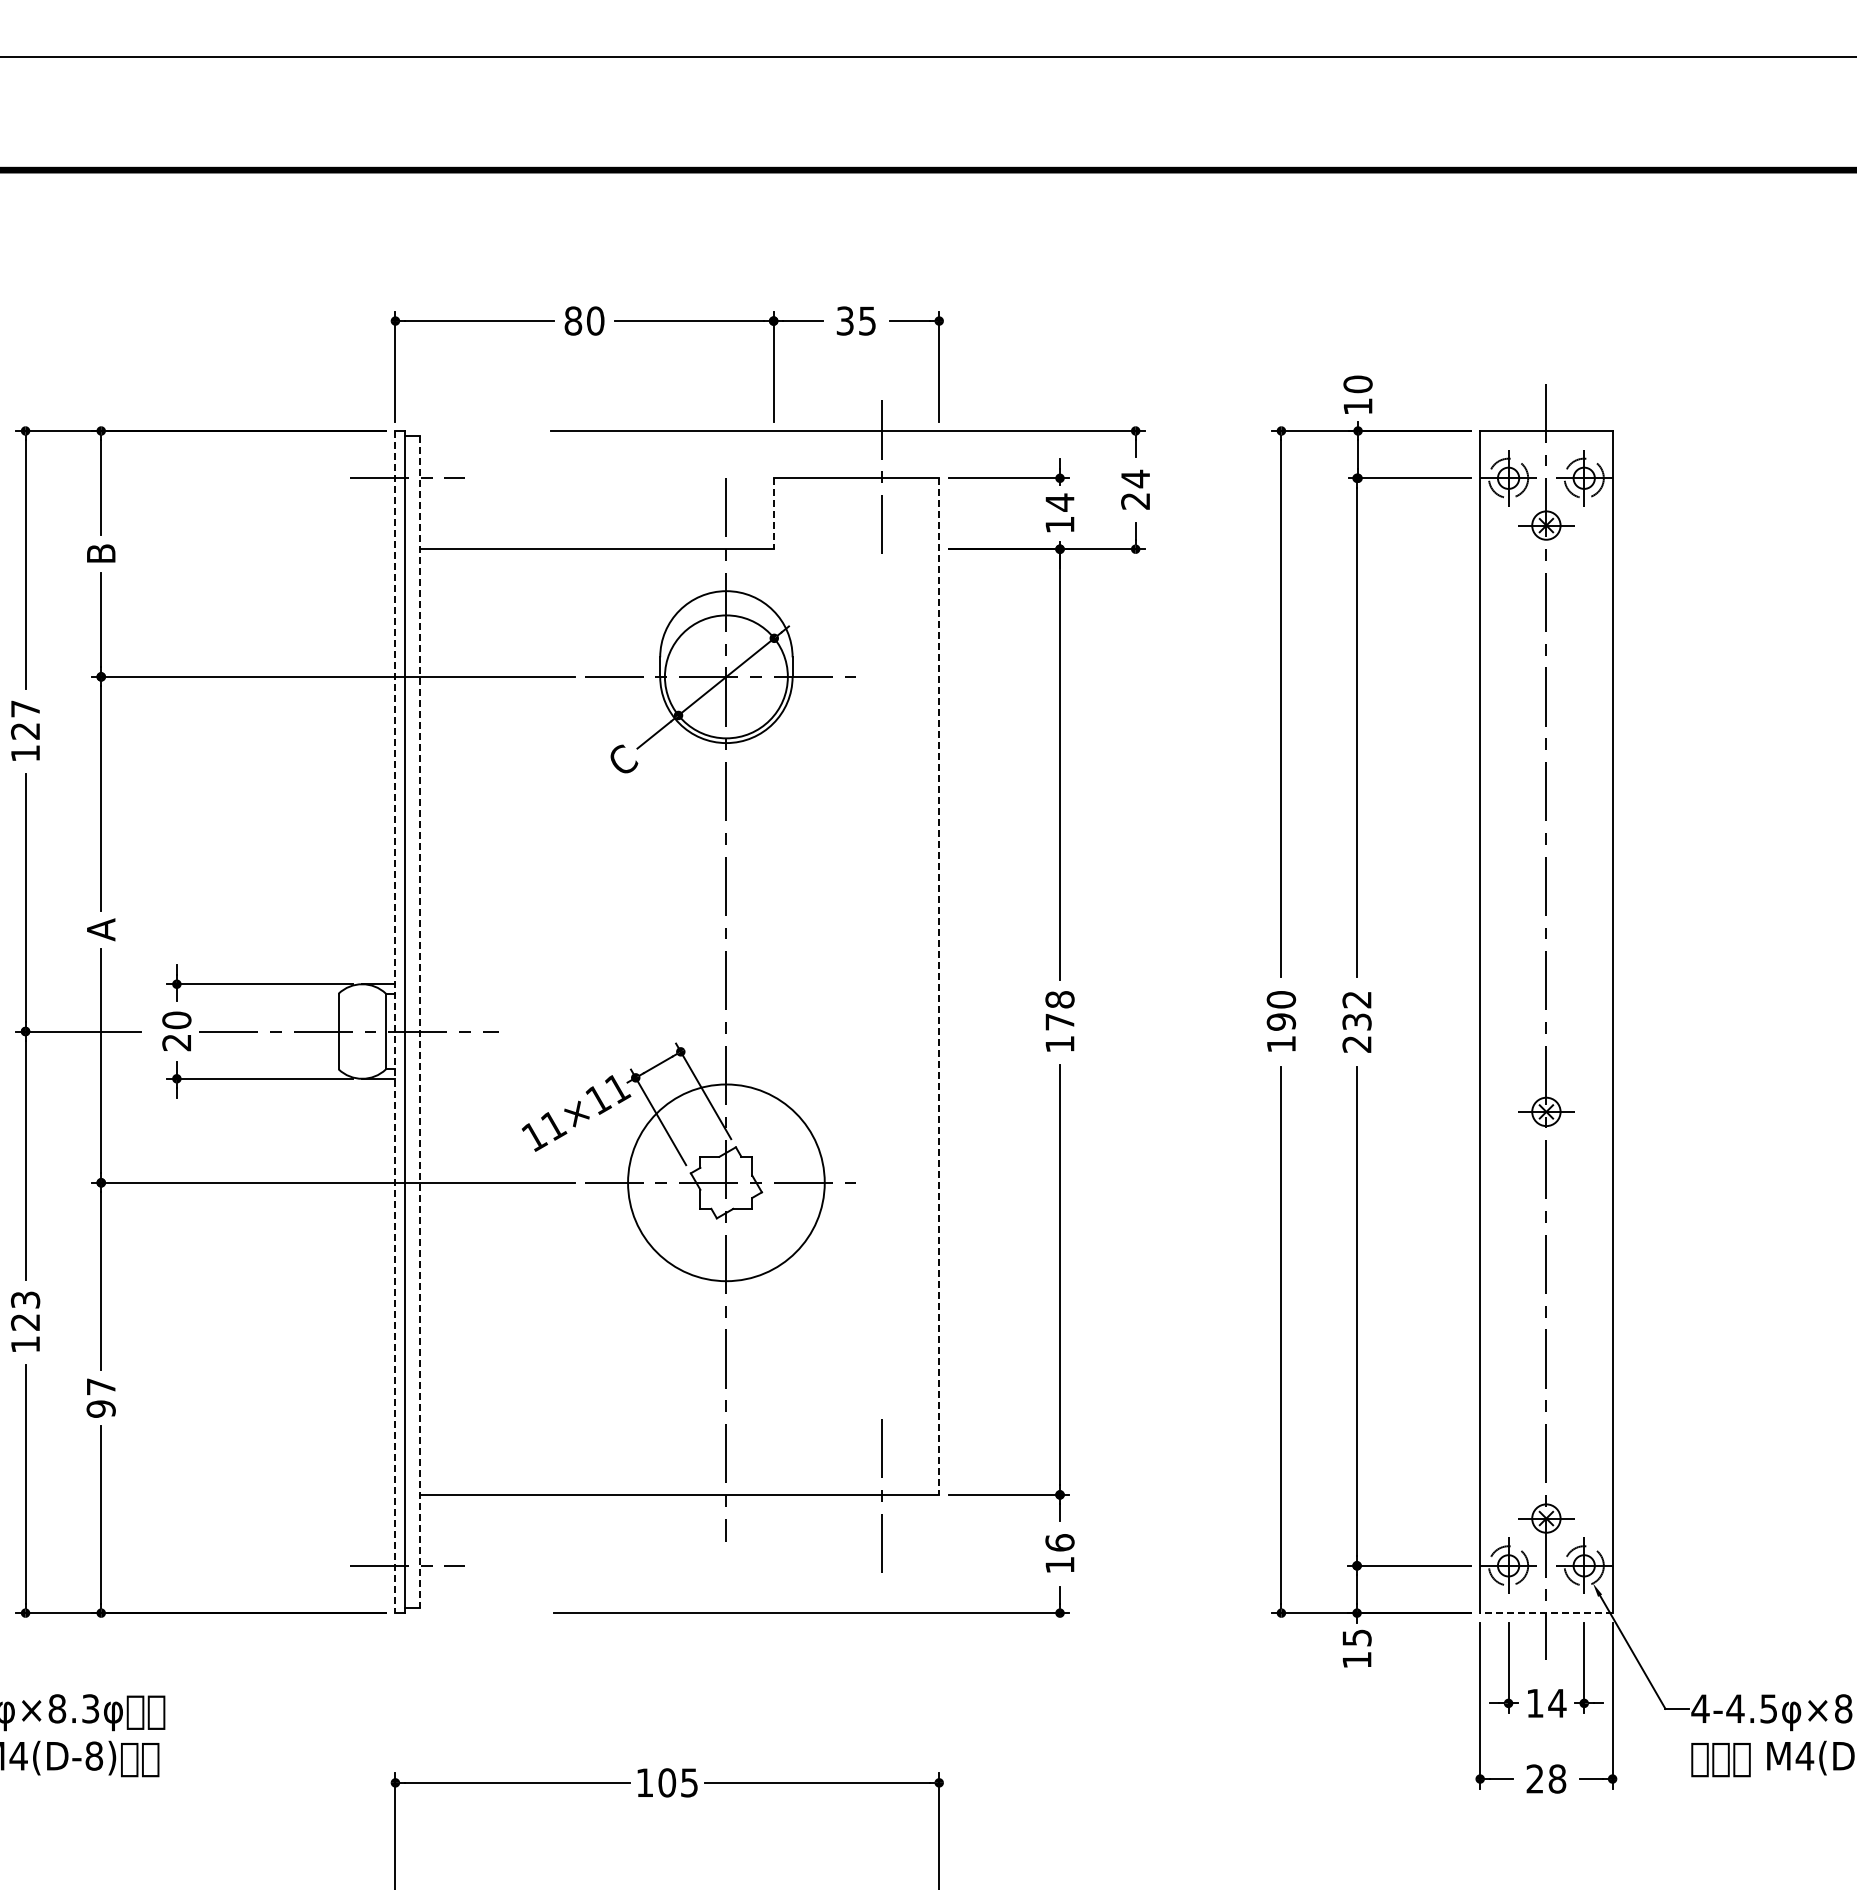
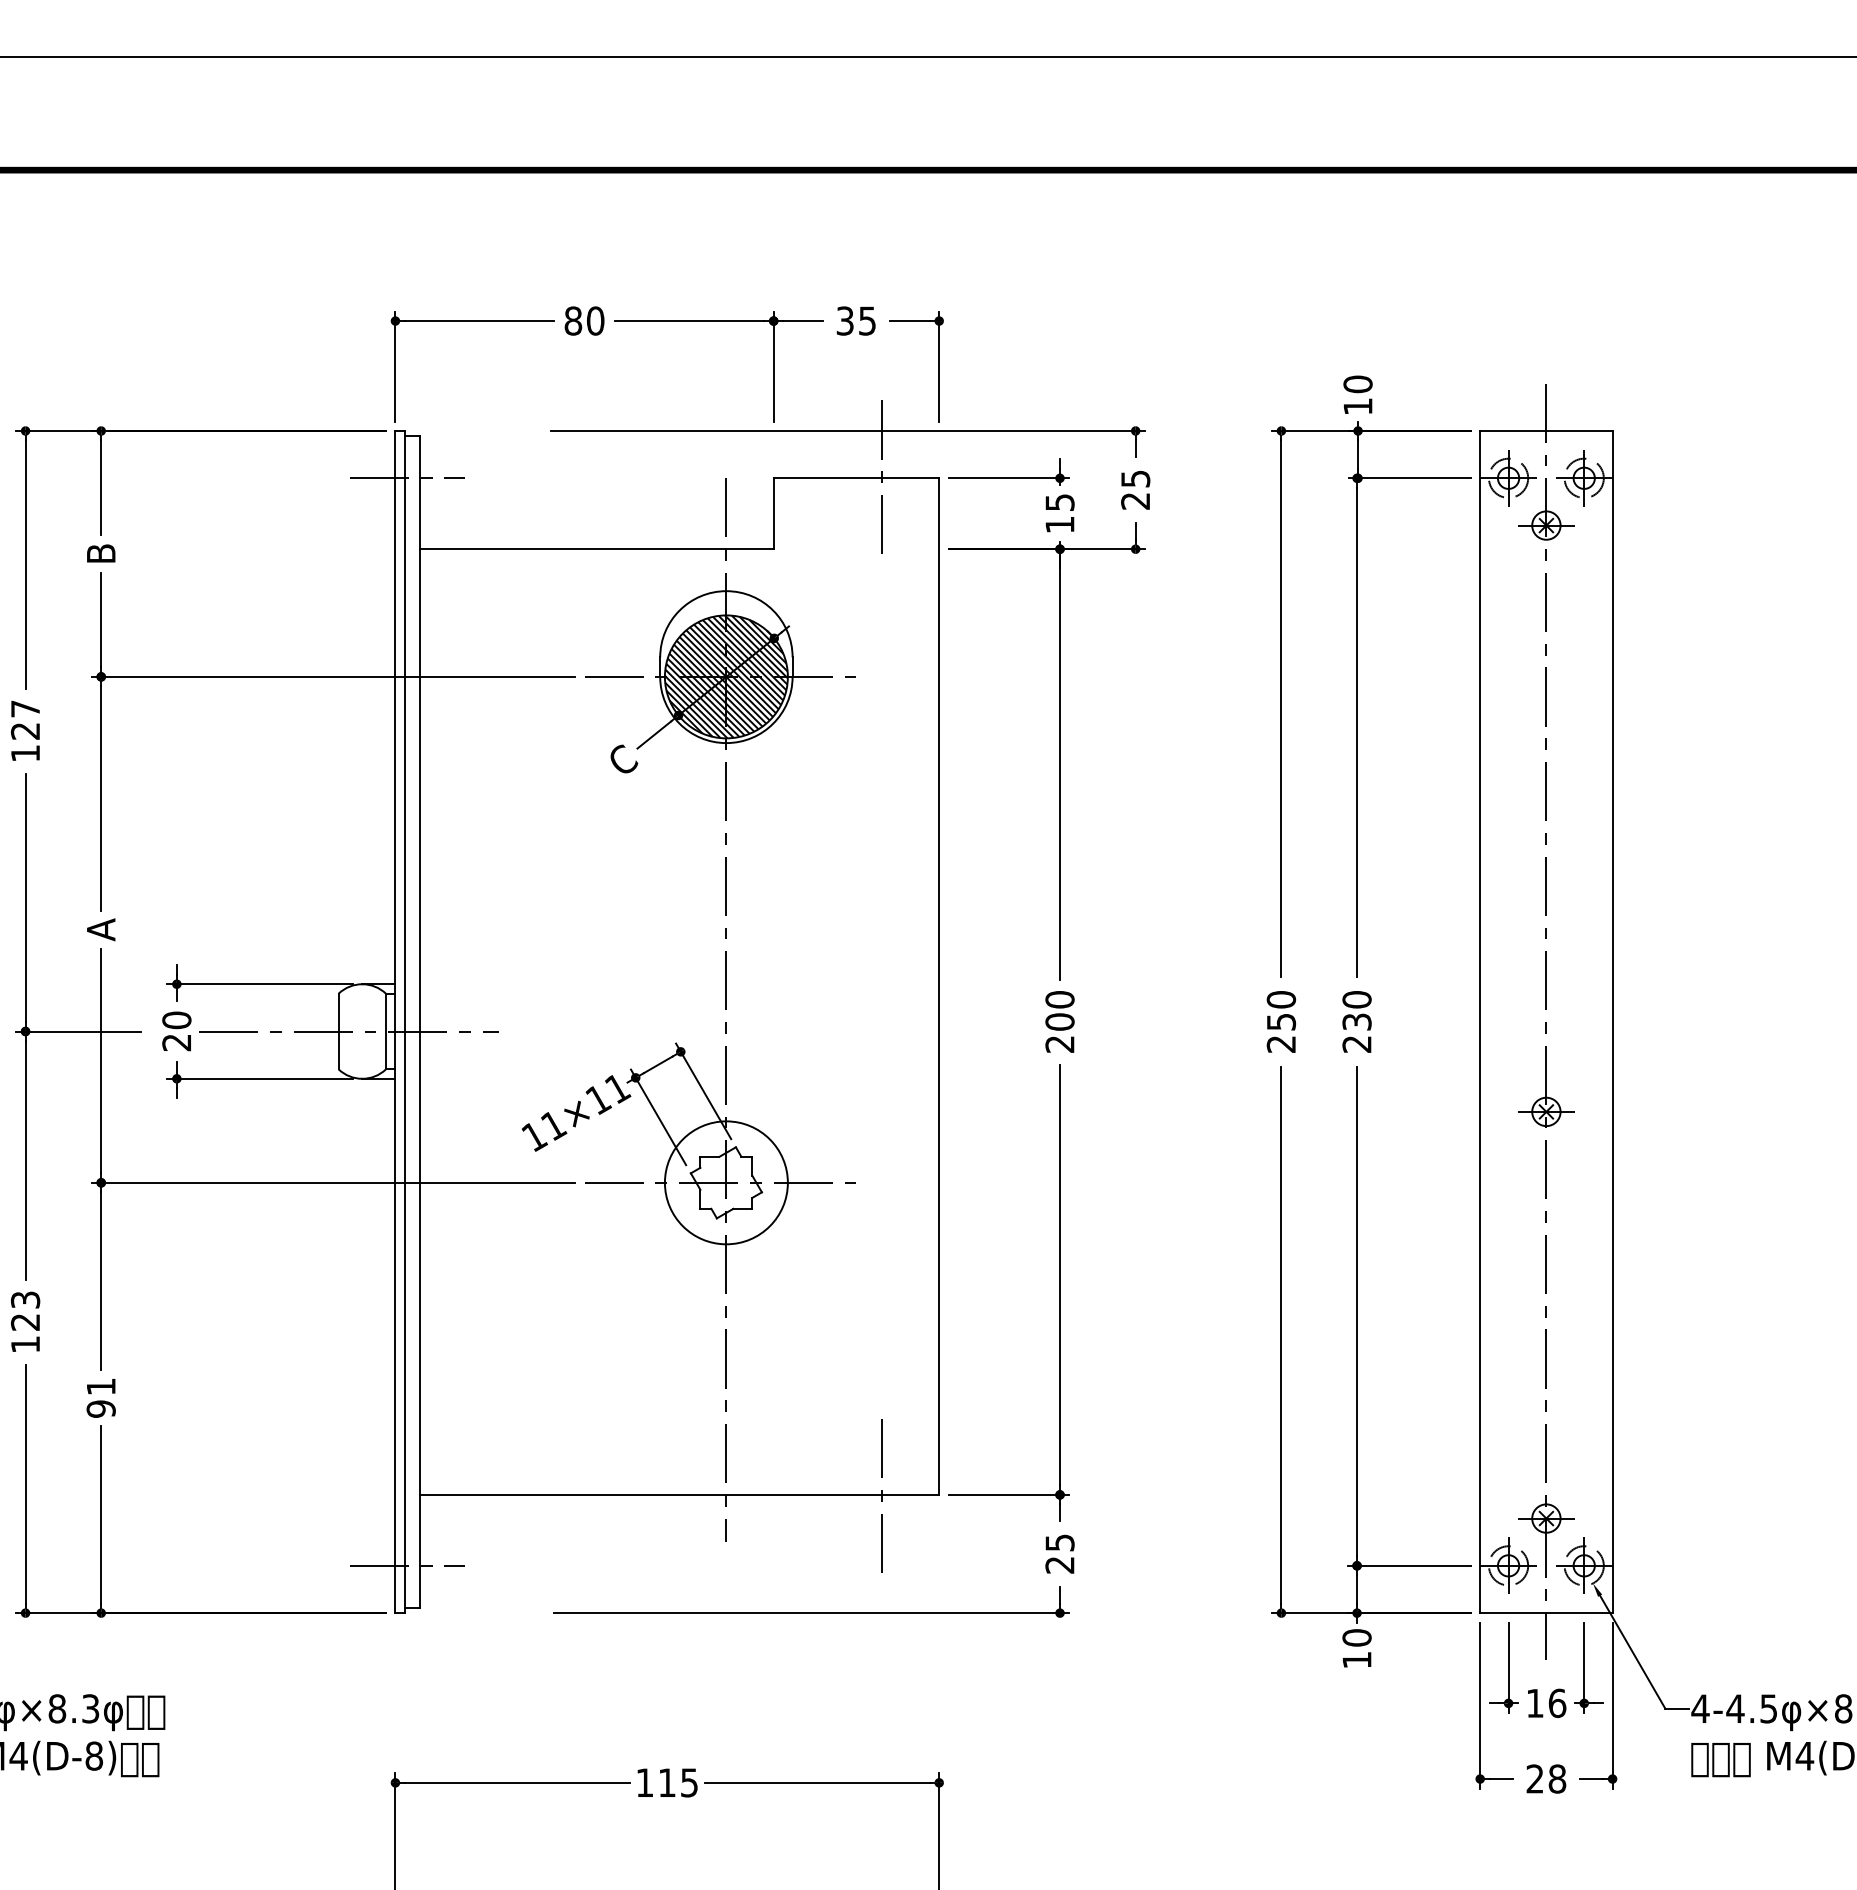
text: 24 -> 25 (1135, 478)
text: 14 -> 15 (1059, 502)
line: dashed -> solid (773, 514)
hatch: none -> present (725, 676)
line: dashed -> solid (939, 987)
text: 232 -> 230 (1356, 999)
text: 178 -> 200 (1059, 1021)
line: dashed -> solid (395, 1022)
line: dashed -> solid (420, 1022)
text: 190 -> 250 (1280, 1032)
circle diameter: 197 px -> 123 px (725, 1182)
text: 97 -> 91 (101, 1386)
text: 16 -> 25 (1059, 1553)
line: dashed -> solid (1545, 1613)
text: 15 -> 10 (1356, 1637)
text: 14 -> 16 (1557, 1703)
text: 105 -> 115 (667, 1782)
